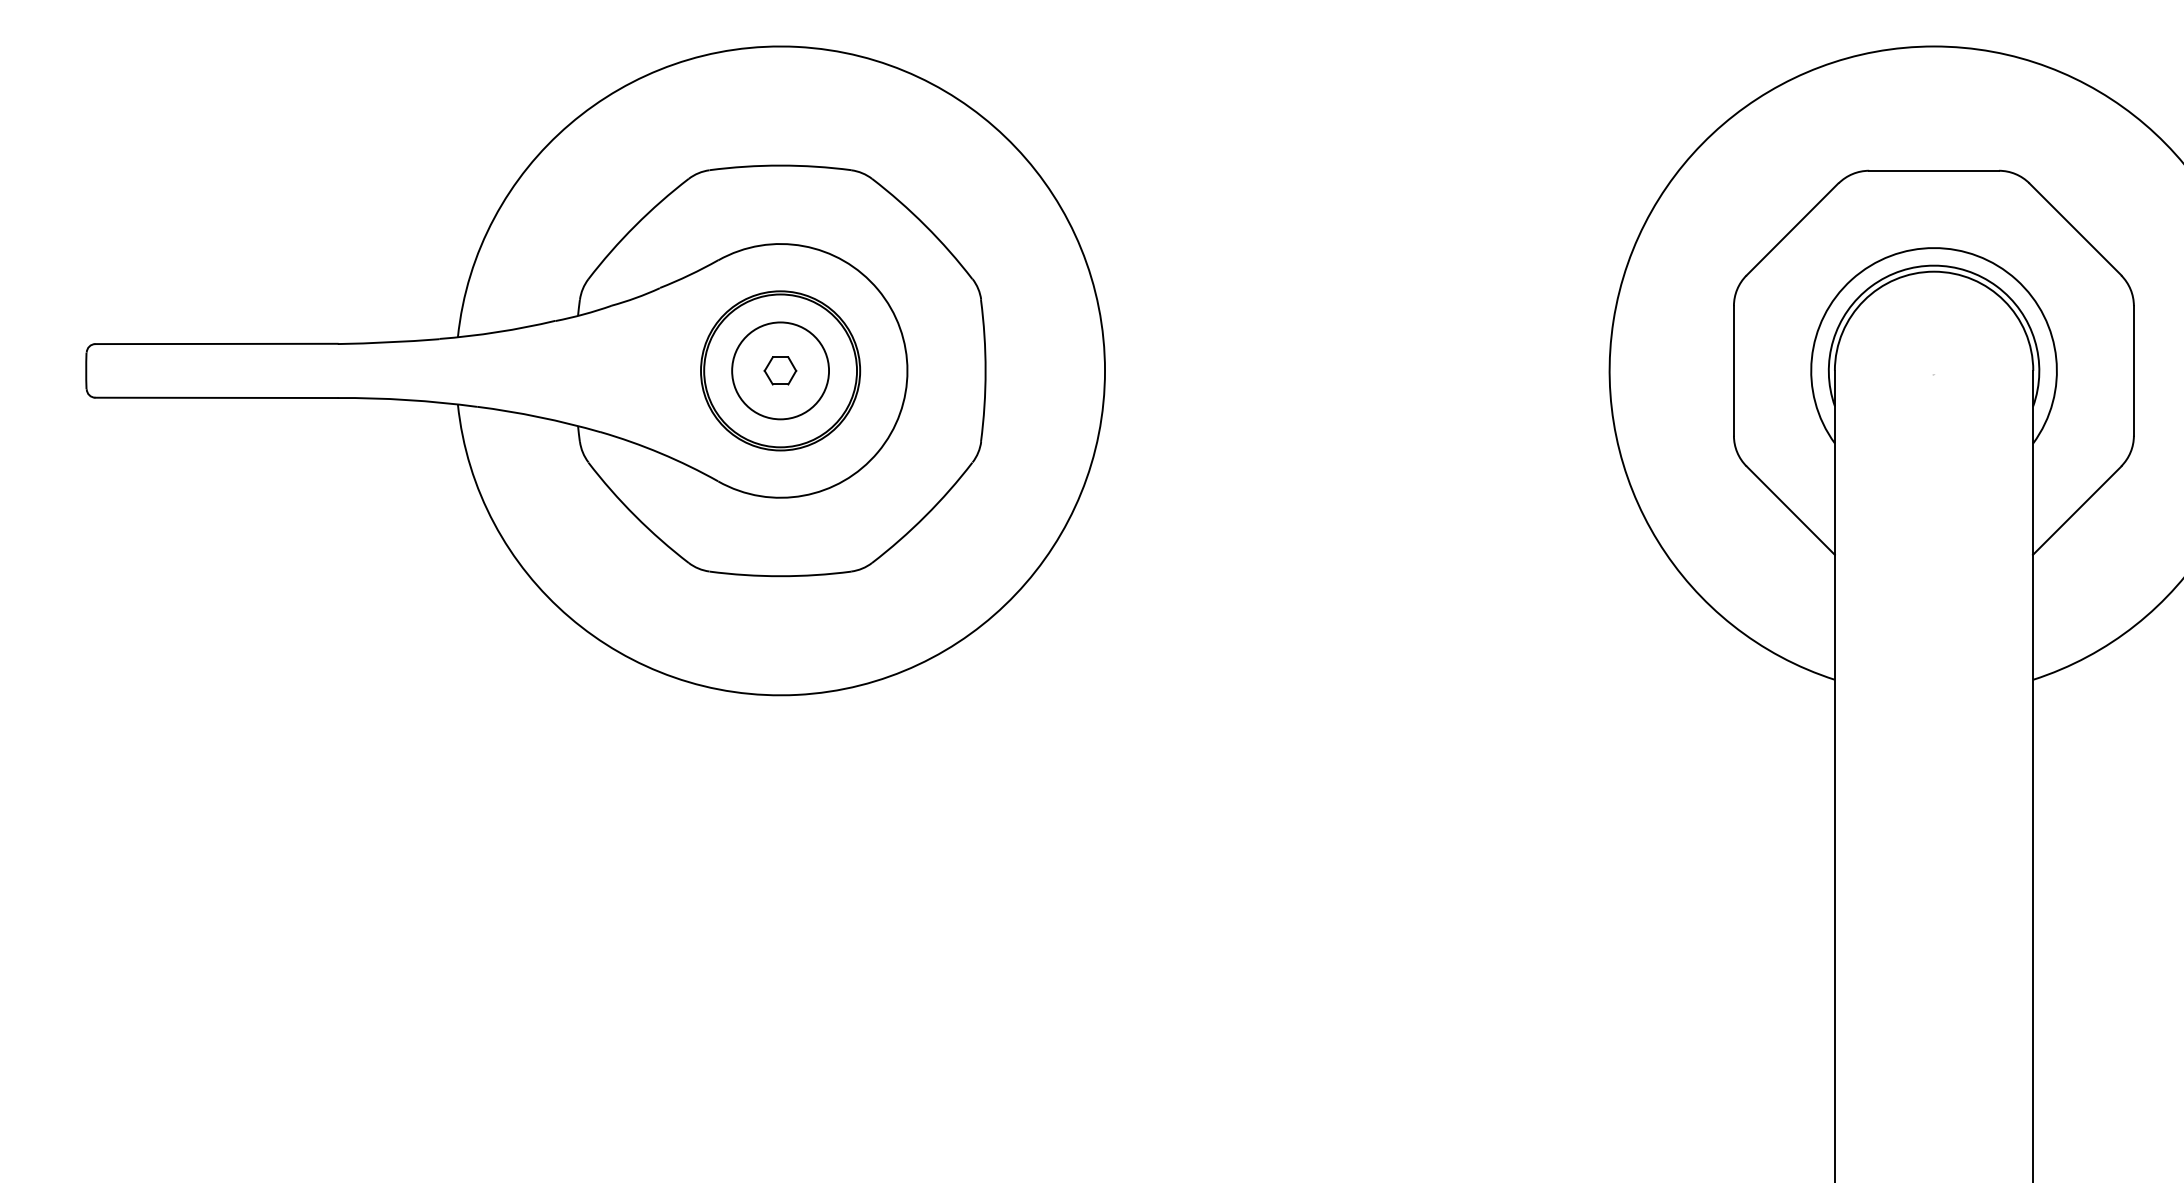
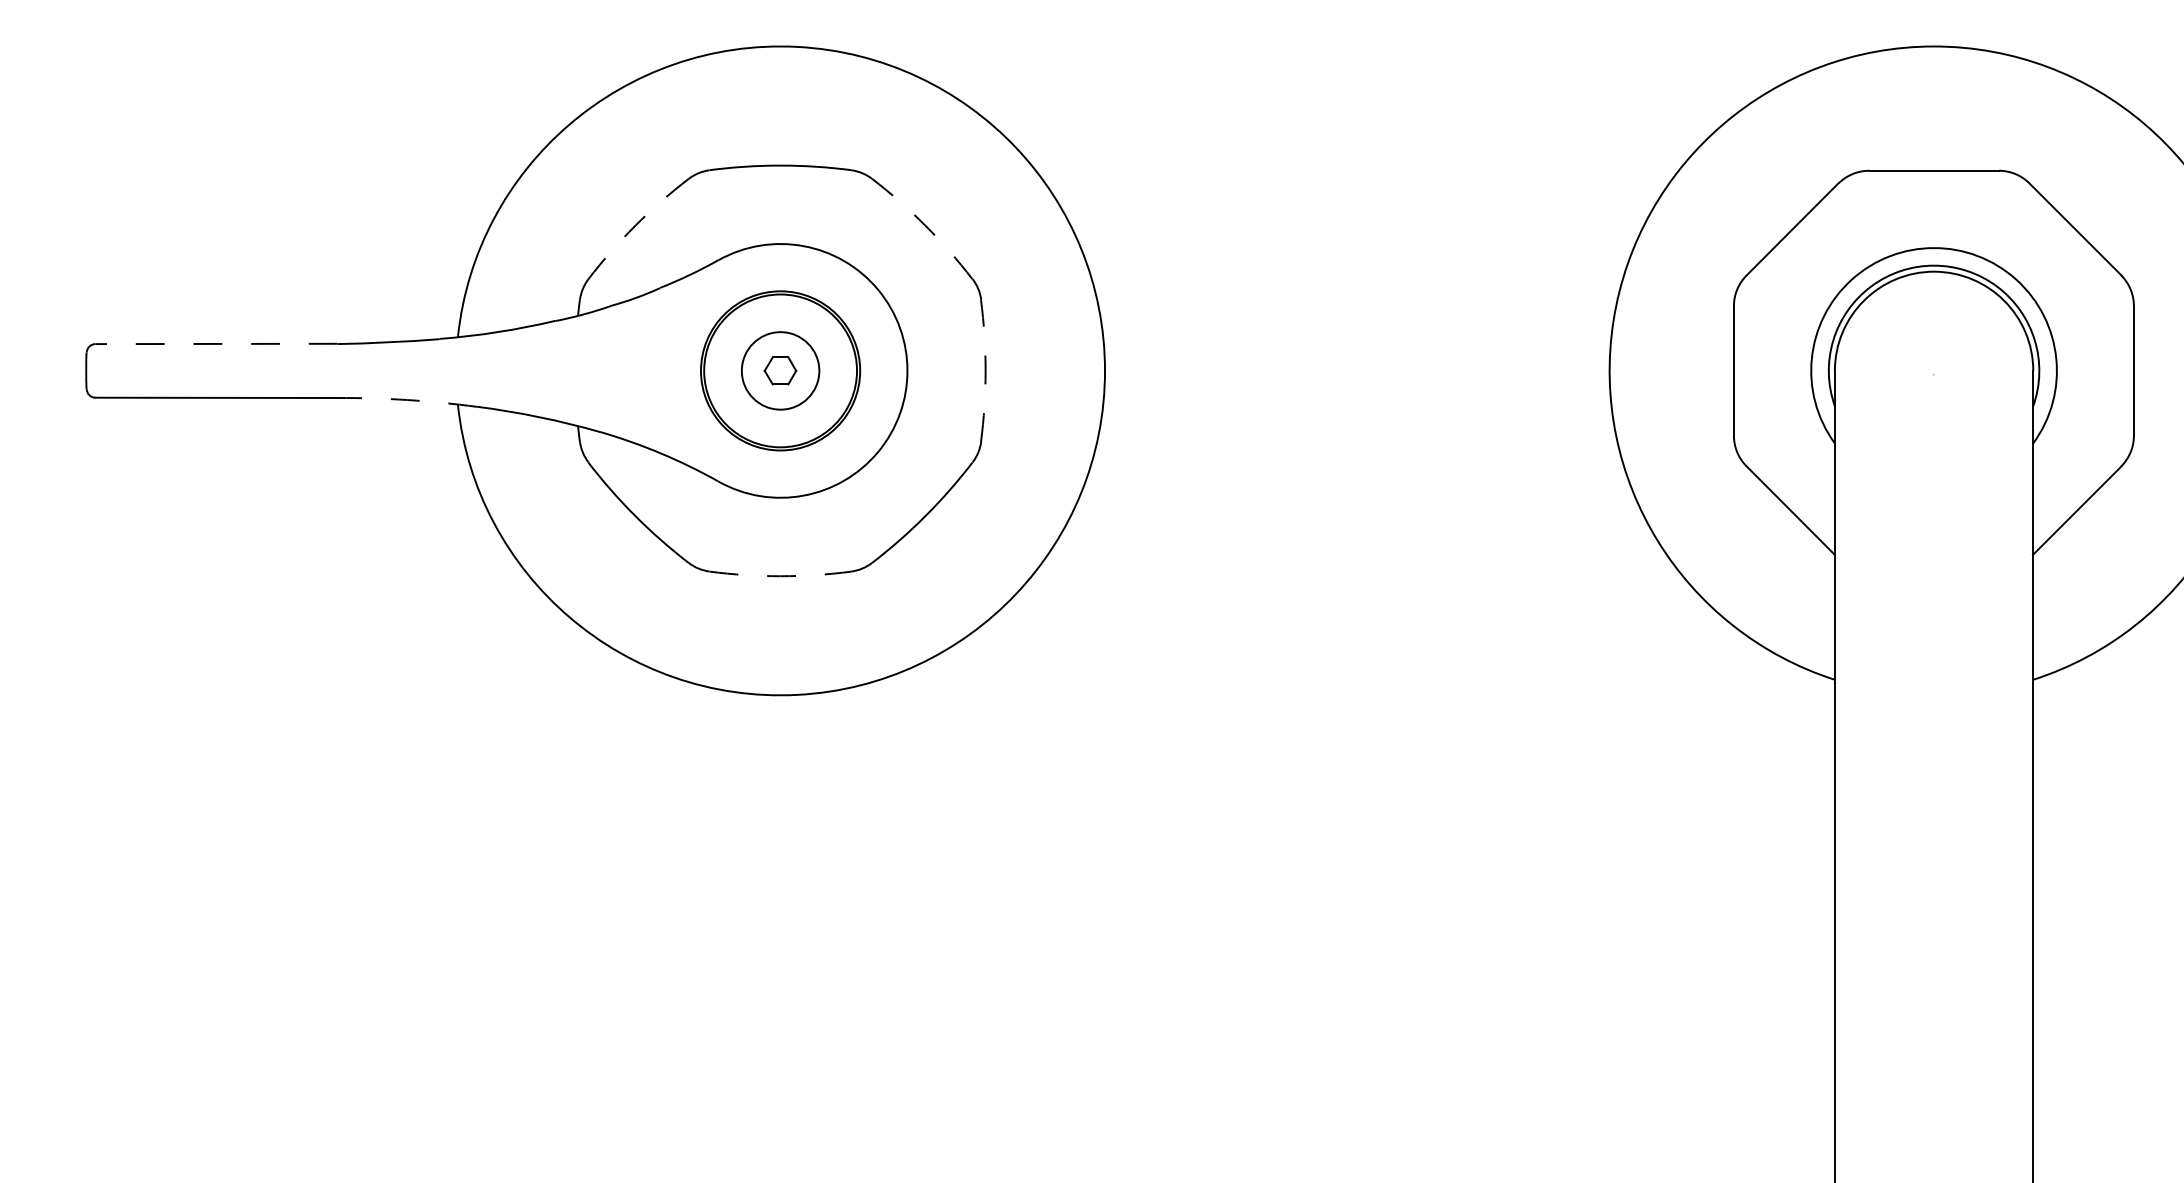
arc: solid -> dashed (635, 225)
arc: solid -> dashed (925, 225)
line: solid -> dashed (216, 343)
circle diameter: 97 px -> 78 px (780, 370)
arc: solid -> dashed (985, 370)
arc: solid -> dashed (407, 400)
arc: solid -> dashed (780, 576)
